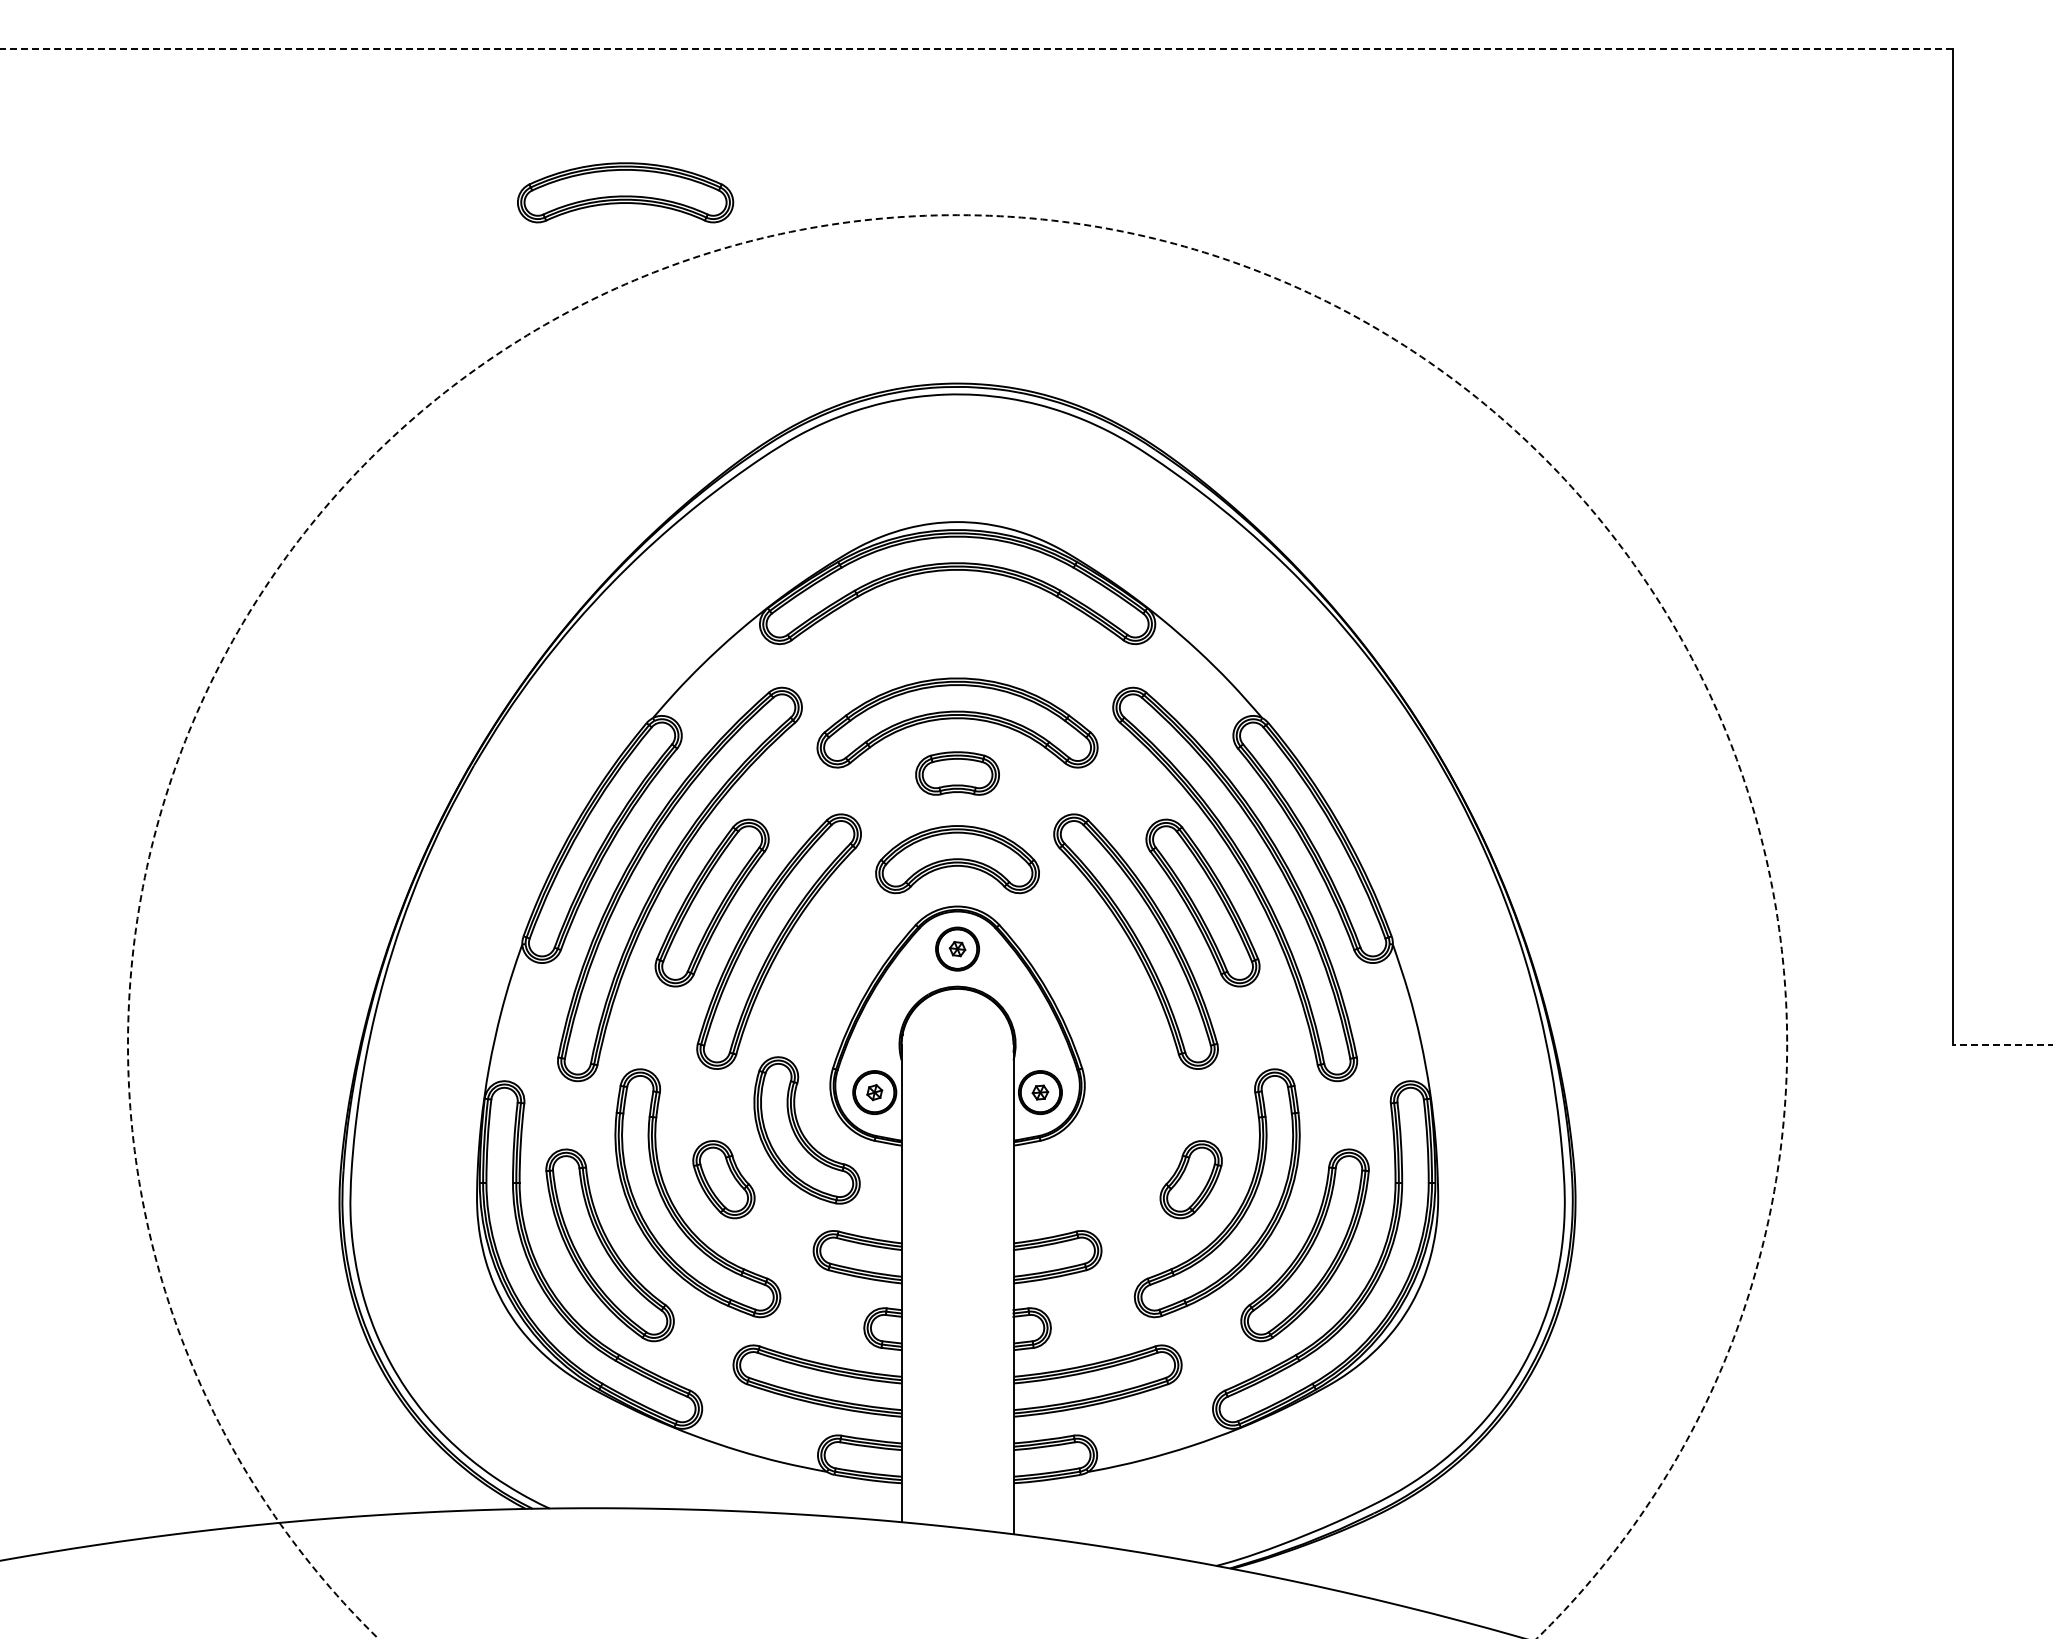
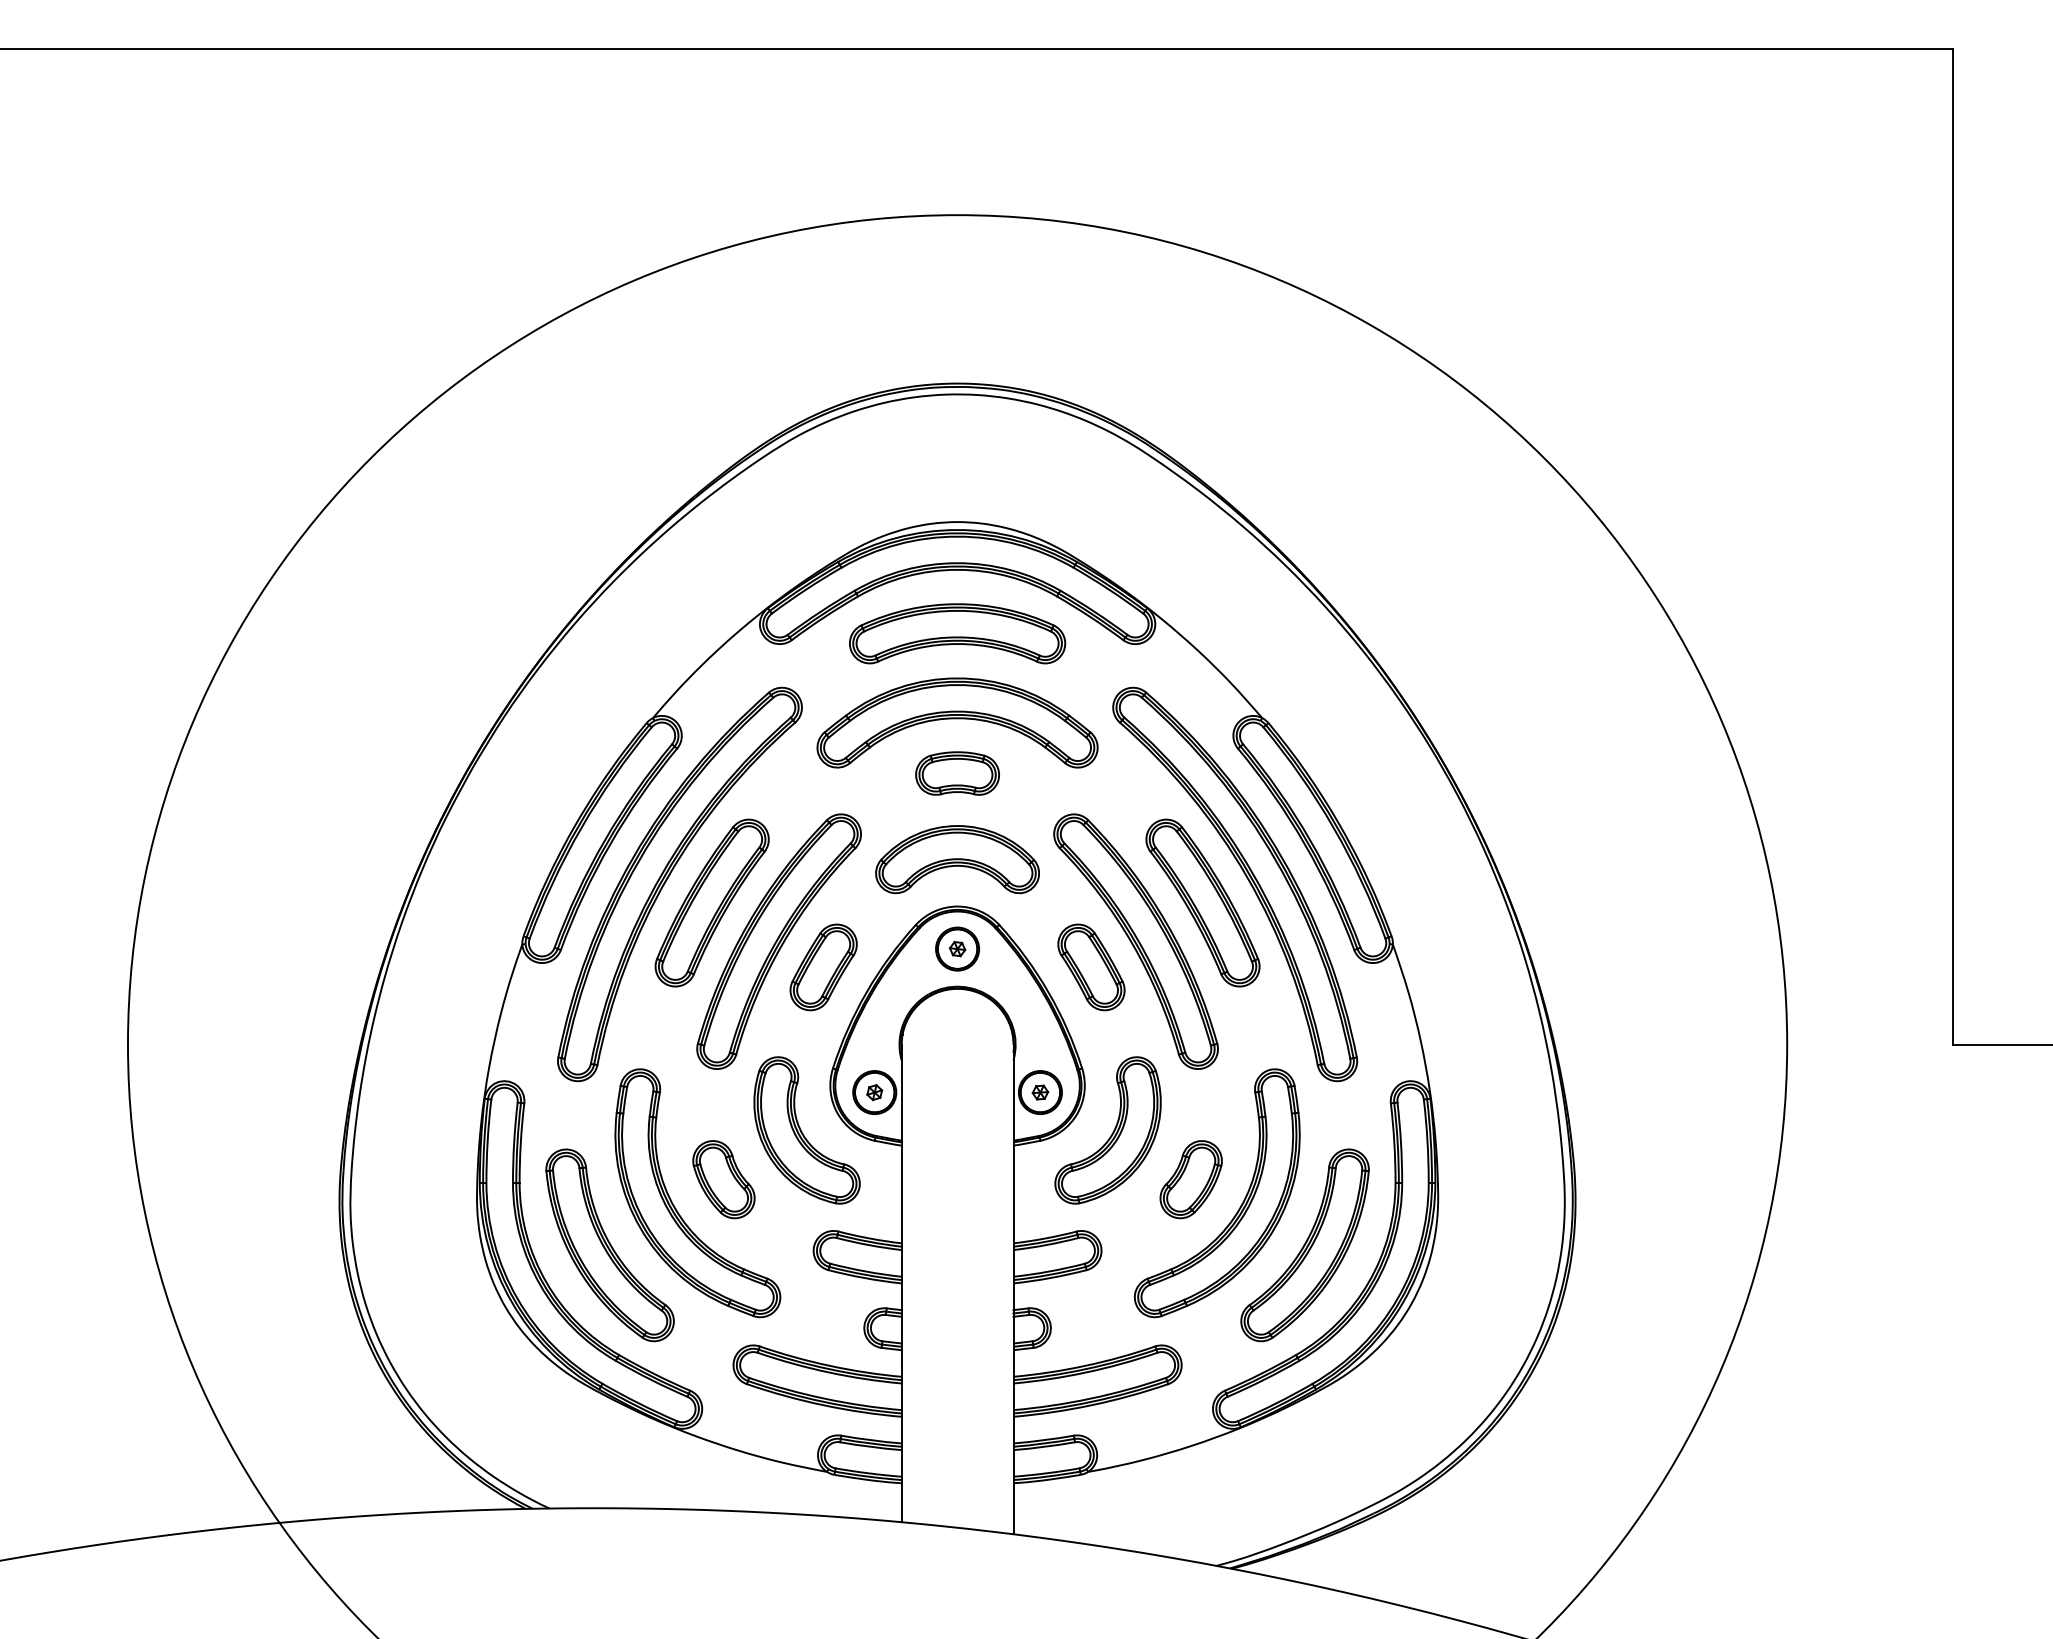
line: dashed -> solid (976, 49)
part position: (625, 192) -> (957, 633) (957, 633)
circle: dashed -> solid (957, 926)
part: none -> present (823, 967)
part: none -> present (1091, 967)
line: dashed -> solid (2002, 1044)
part: none -> present (1107, 1130)
